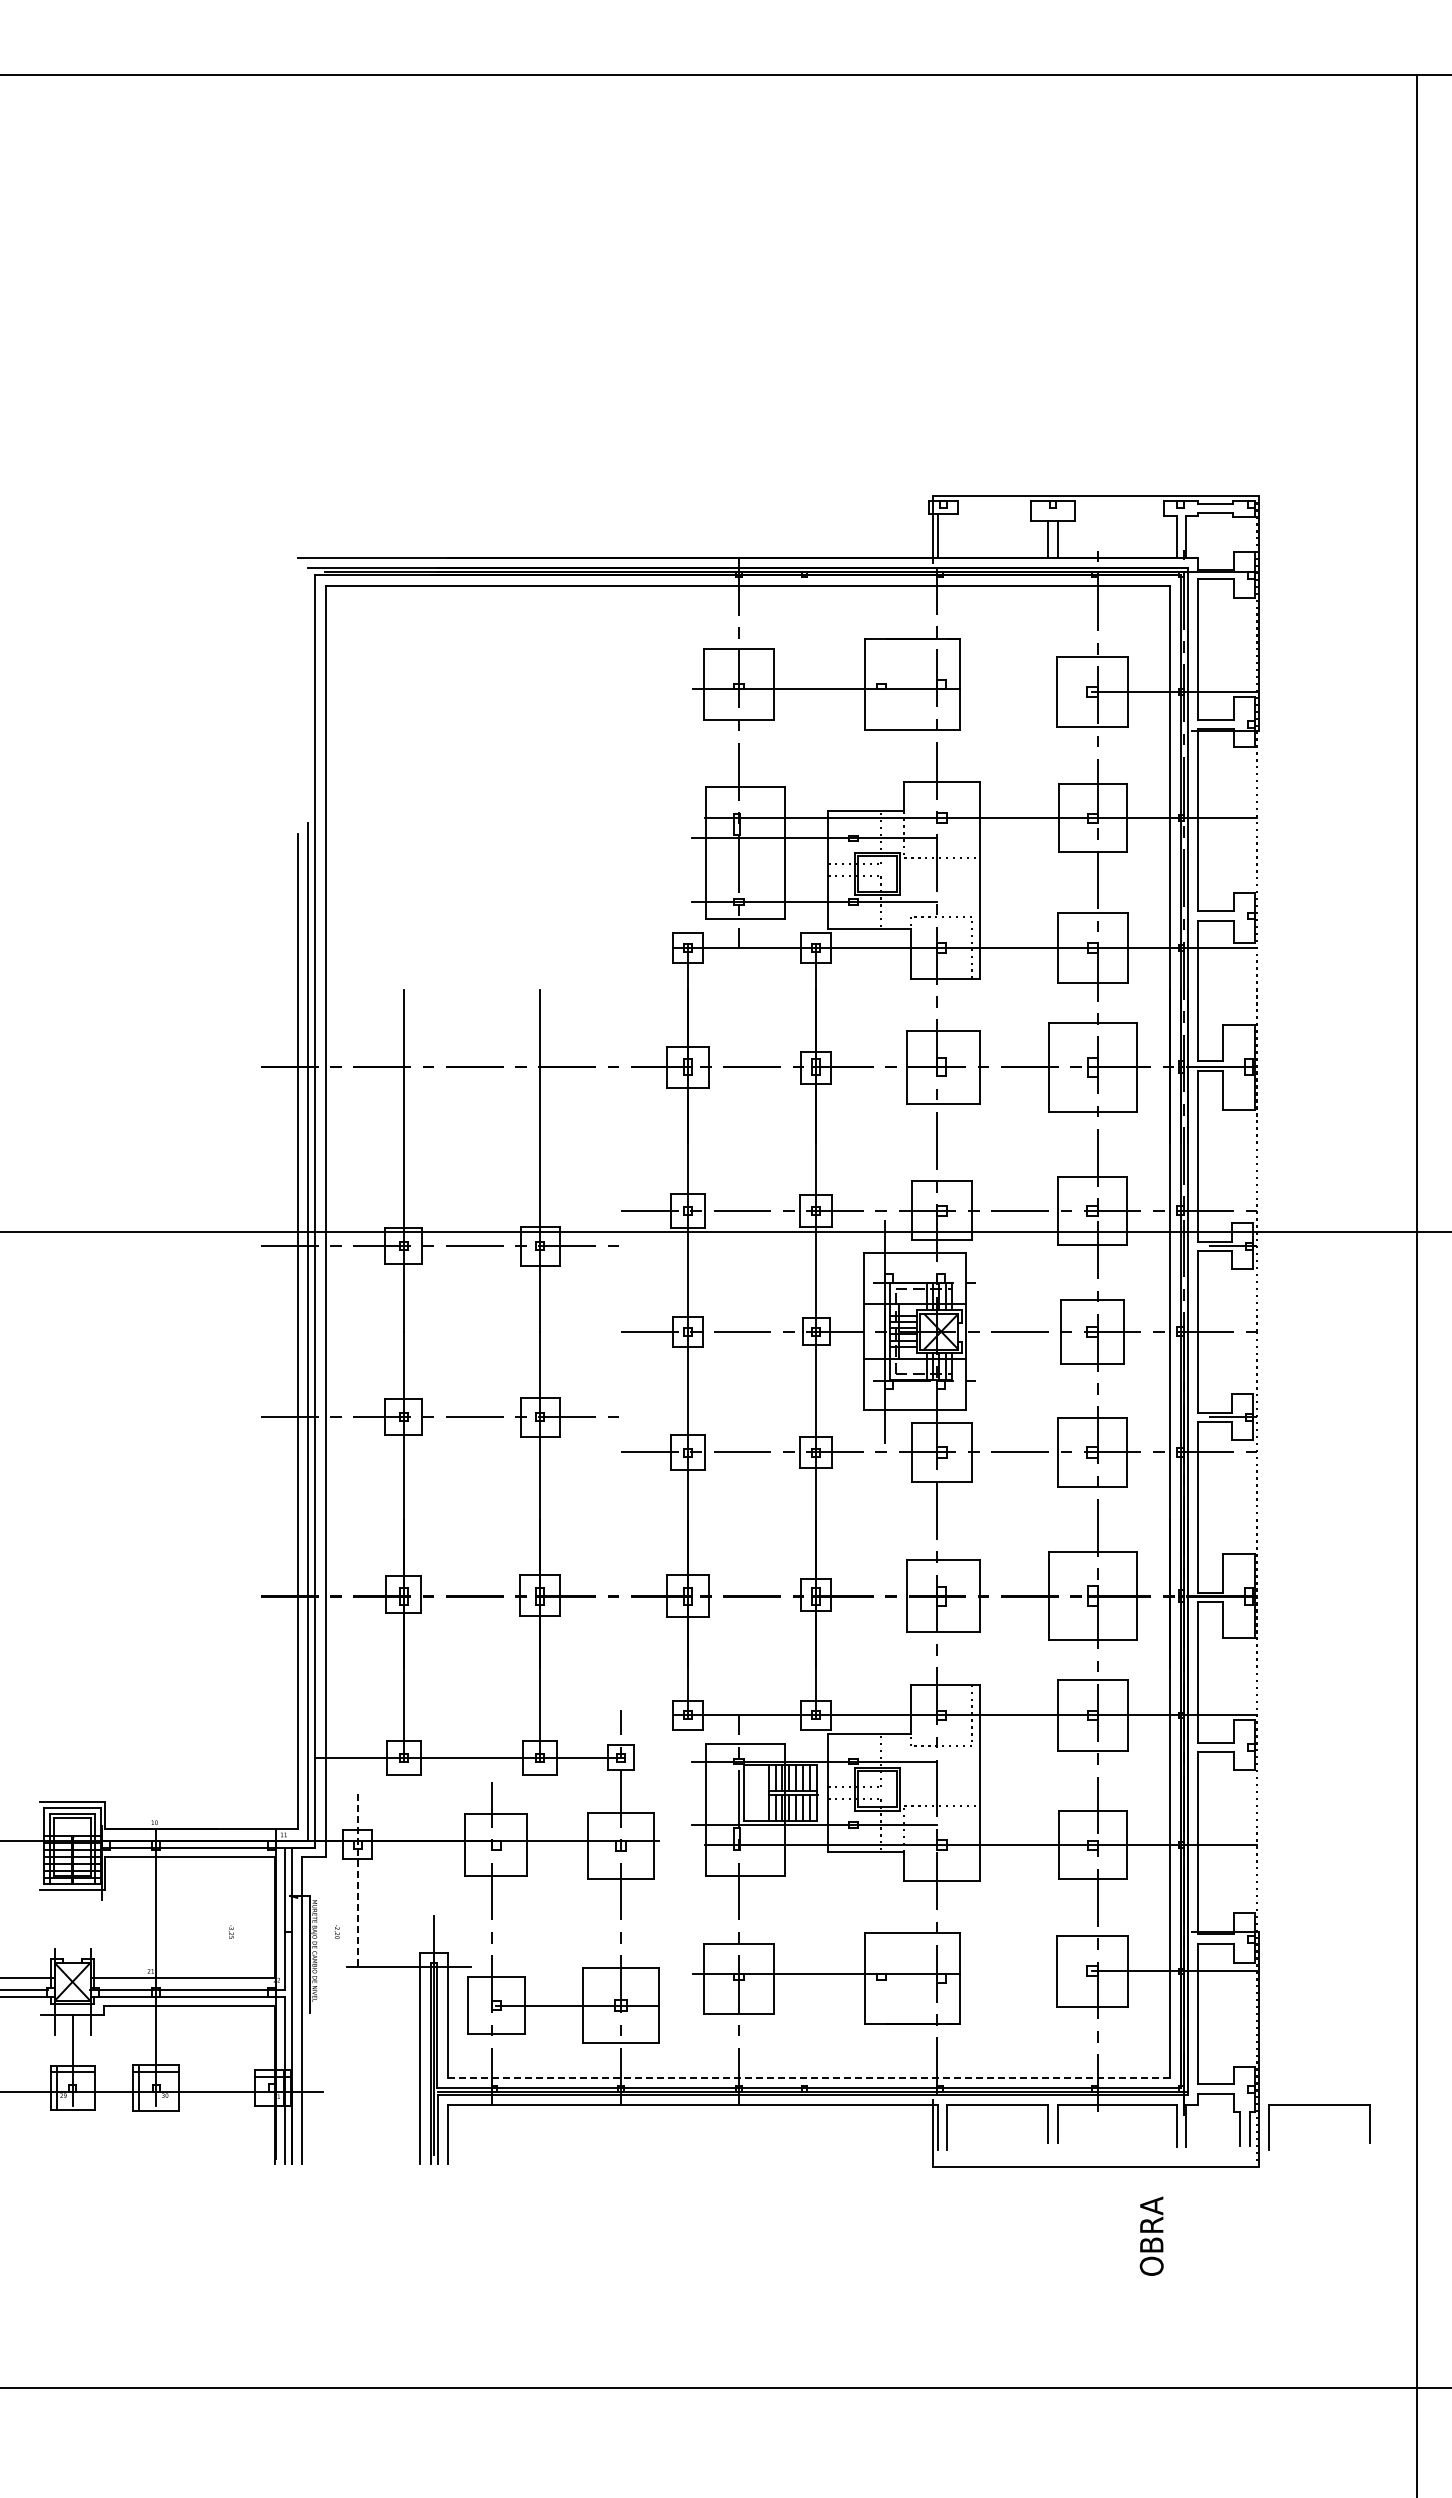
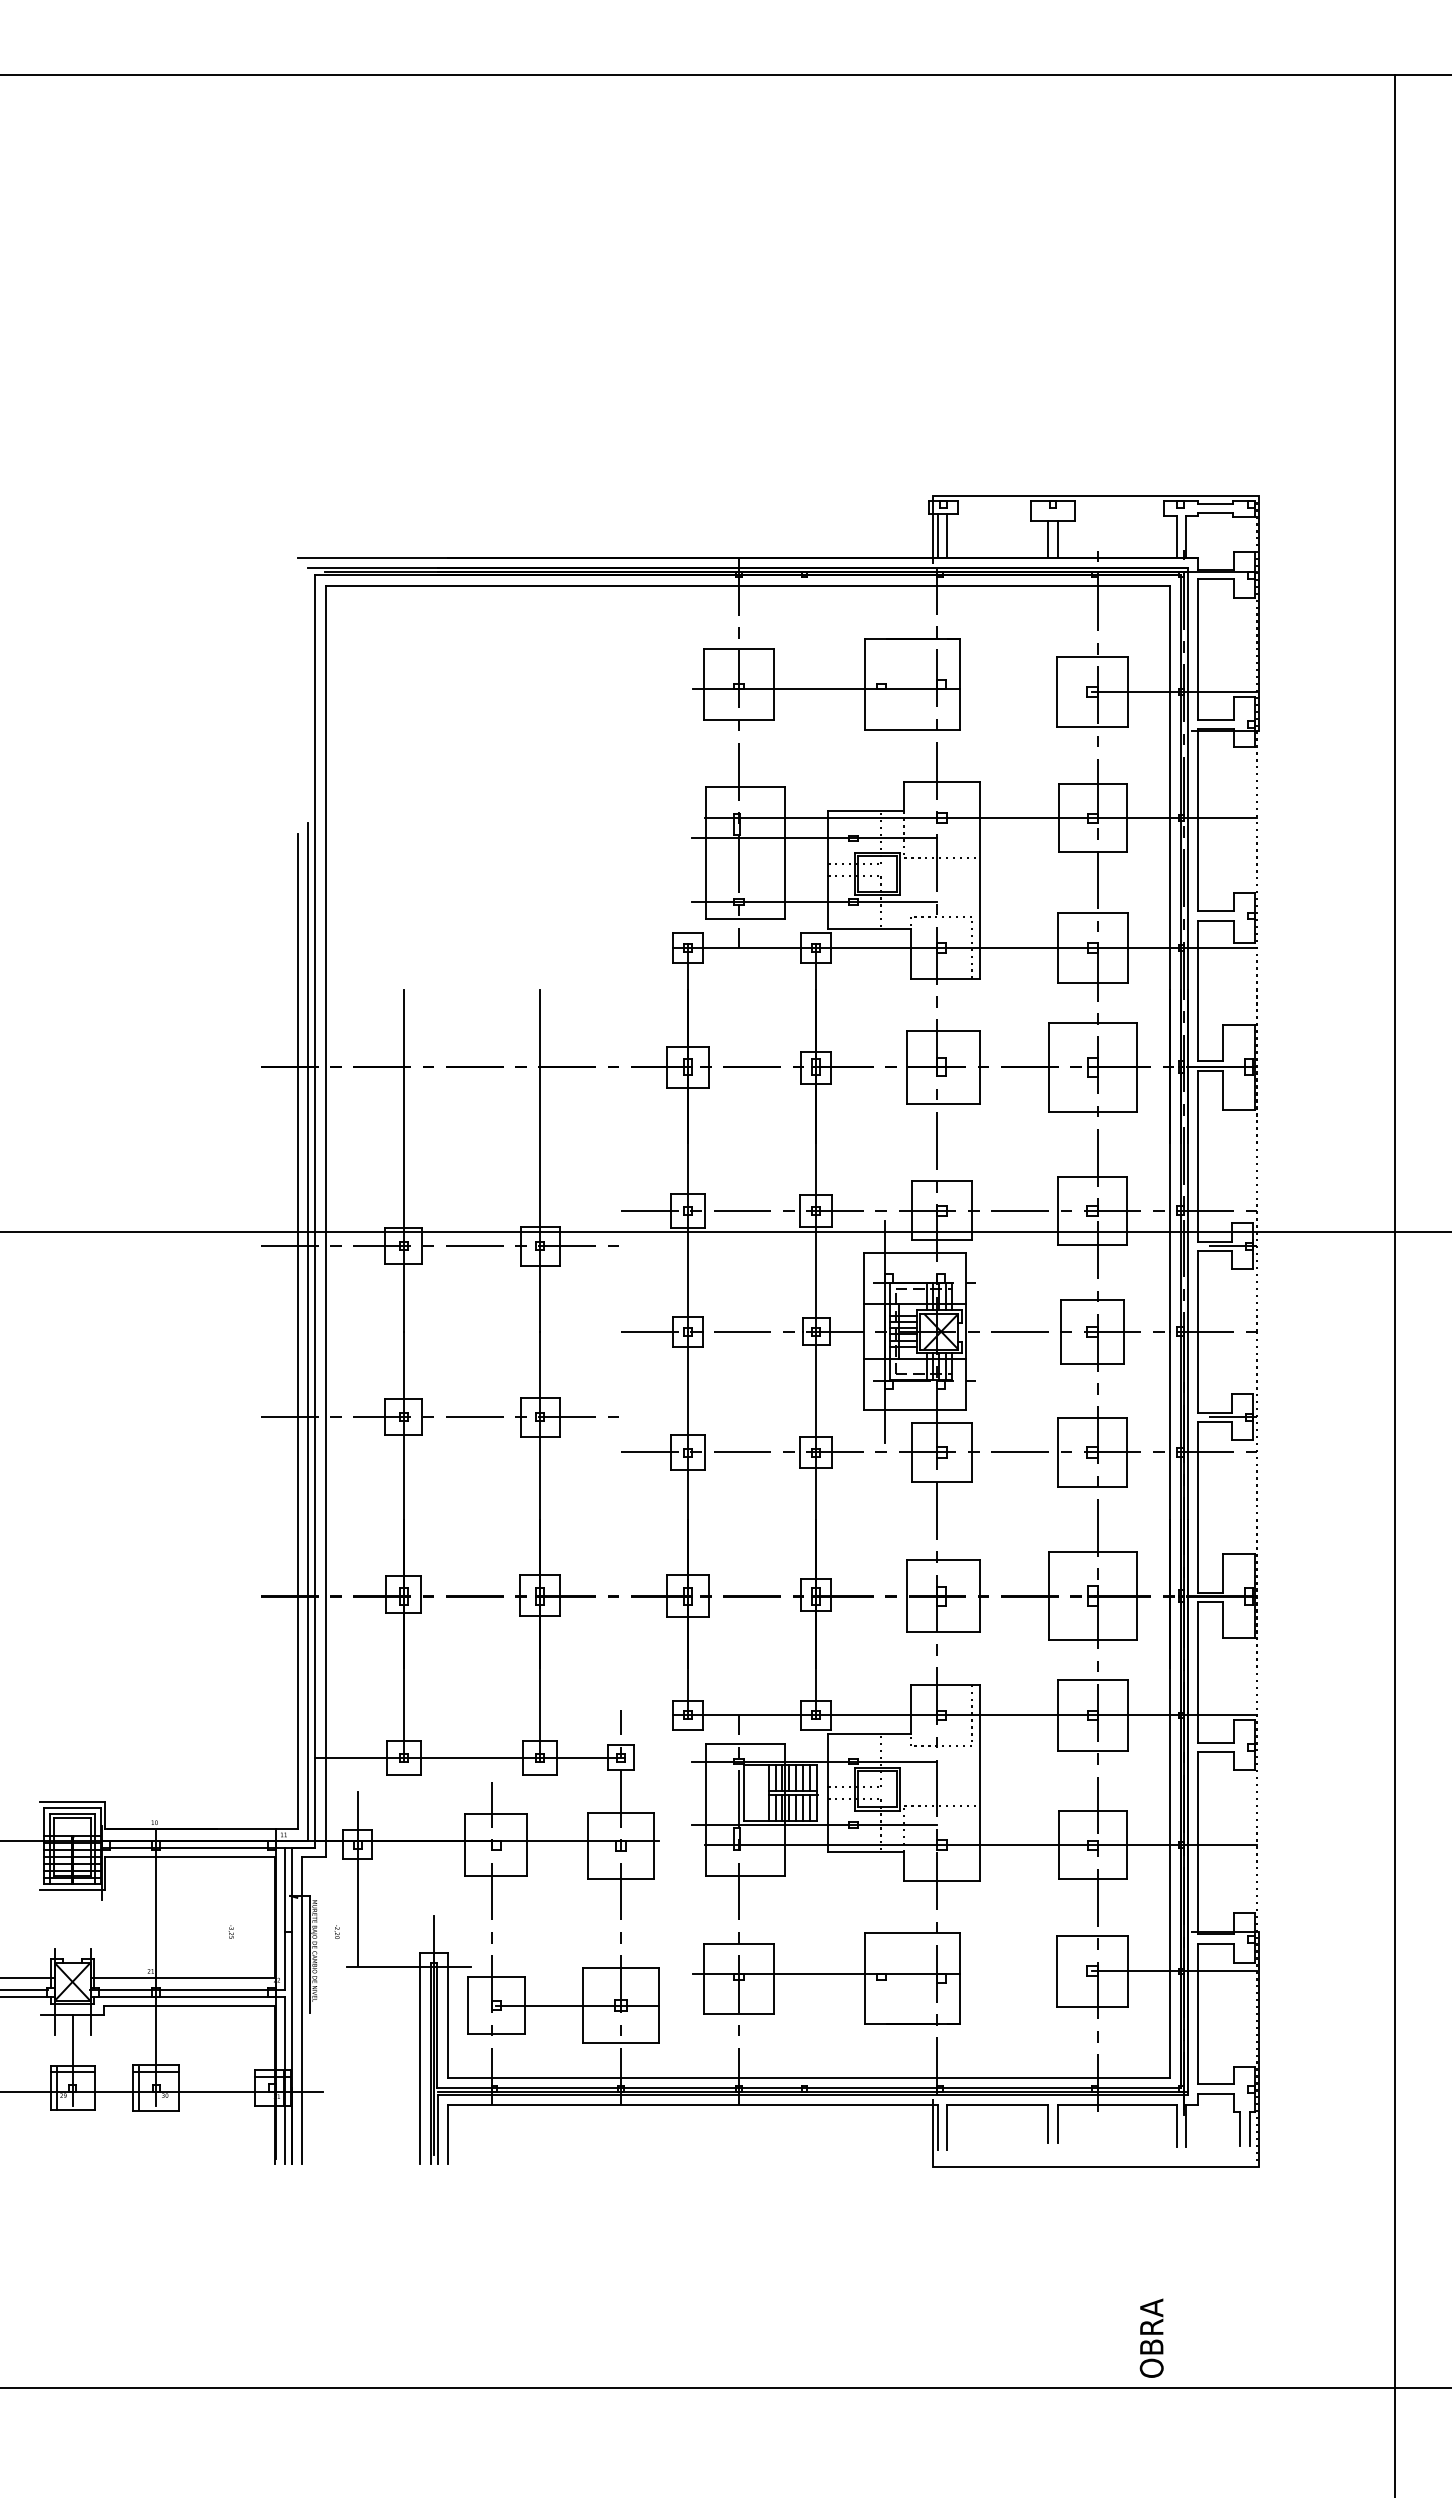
line: none -> present (947, 535)
line position: (1416, 1284) -> (1394, 1284) (1394, 1284)
line: dashed -> solid (357, 1878)
line: dashed -> solid (809, 2077)
part: present -> none (1319, 2105)
text position: (1151, 2235) -> (1151, 2337) (1151, 2337)
